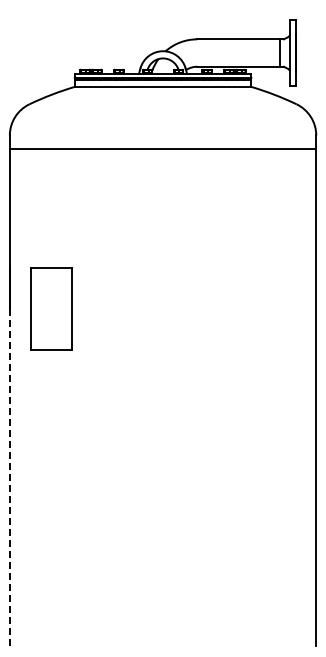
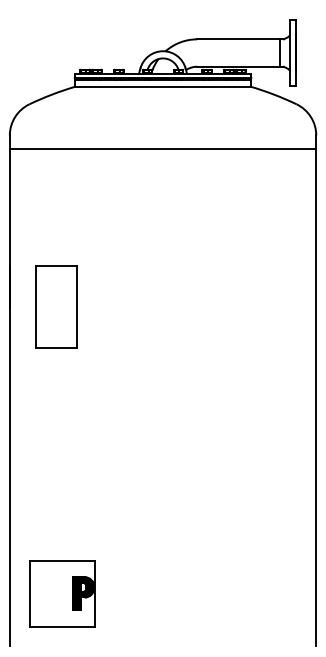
part position: (51, 308) -> (56, 306) (56, 306)
line: dashed -> solid (9, 477)
part: none -> present (62, 593)
